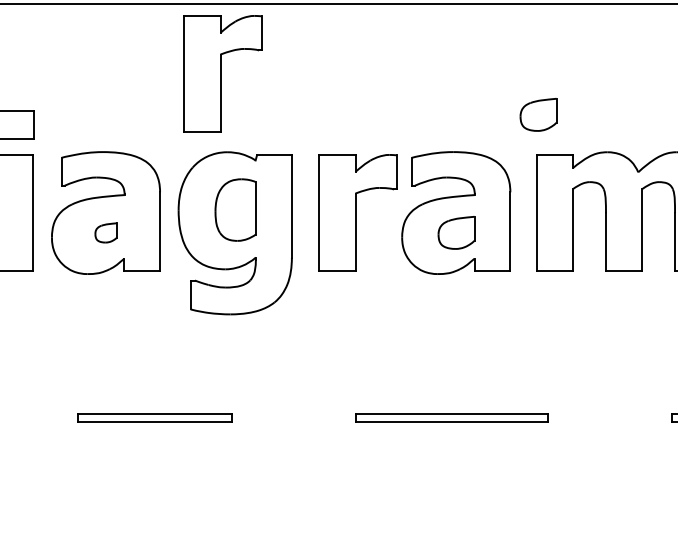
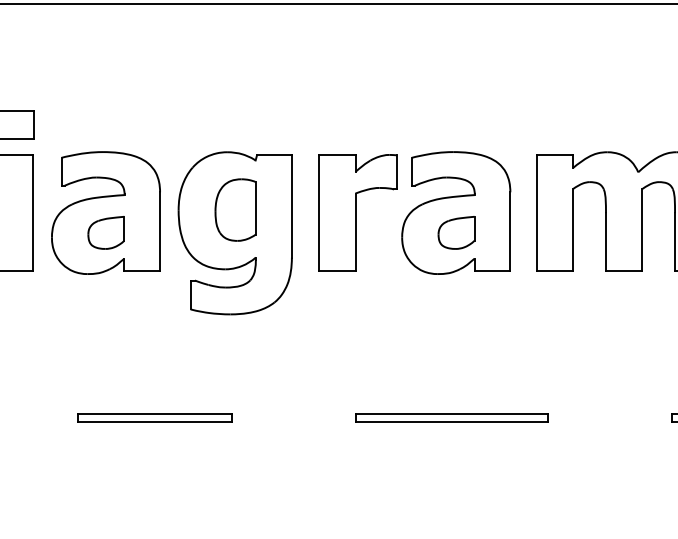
part: present -> none (222, 73)
part: present -> none (538, 114)
part size: 24x22 px -> 38x34 px (105, 232)
